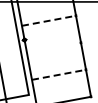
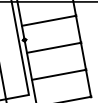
line: dashed -> solid (49, 20)
line: none -> present (54, 47)
line: dashed -> solid (59, 74)
